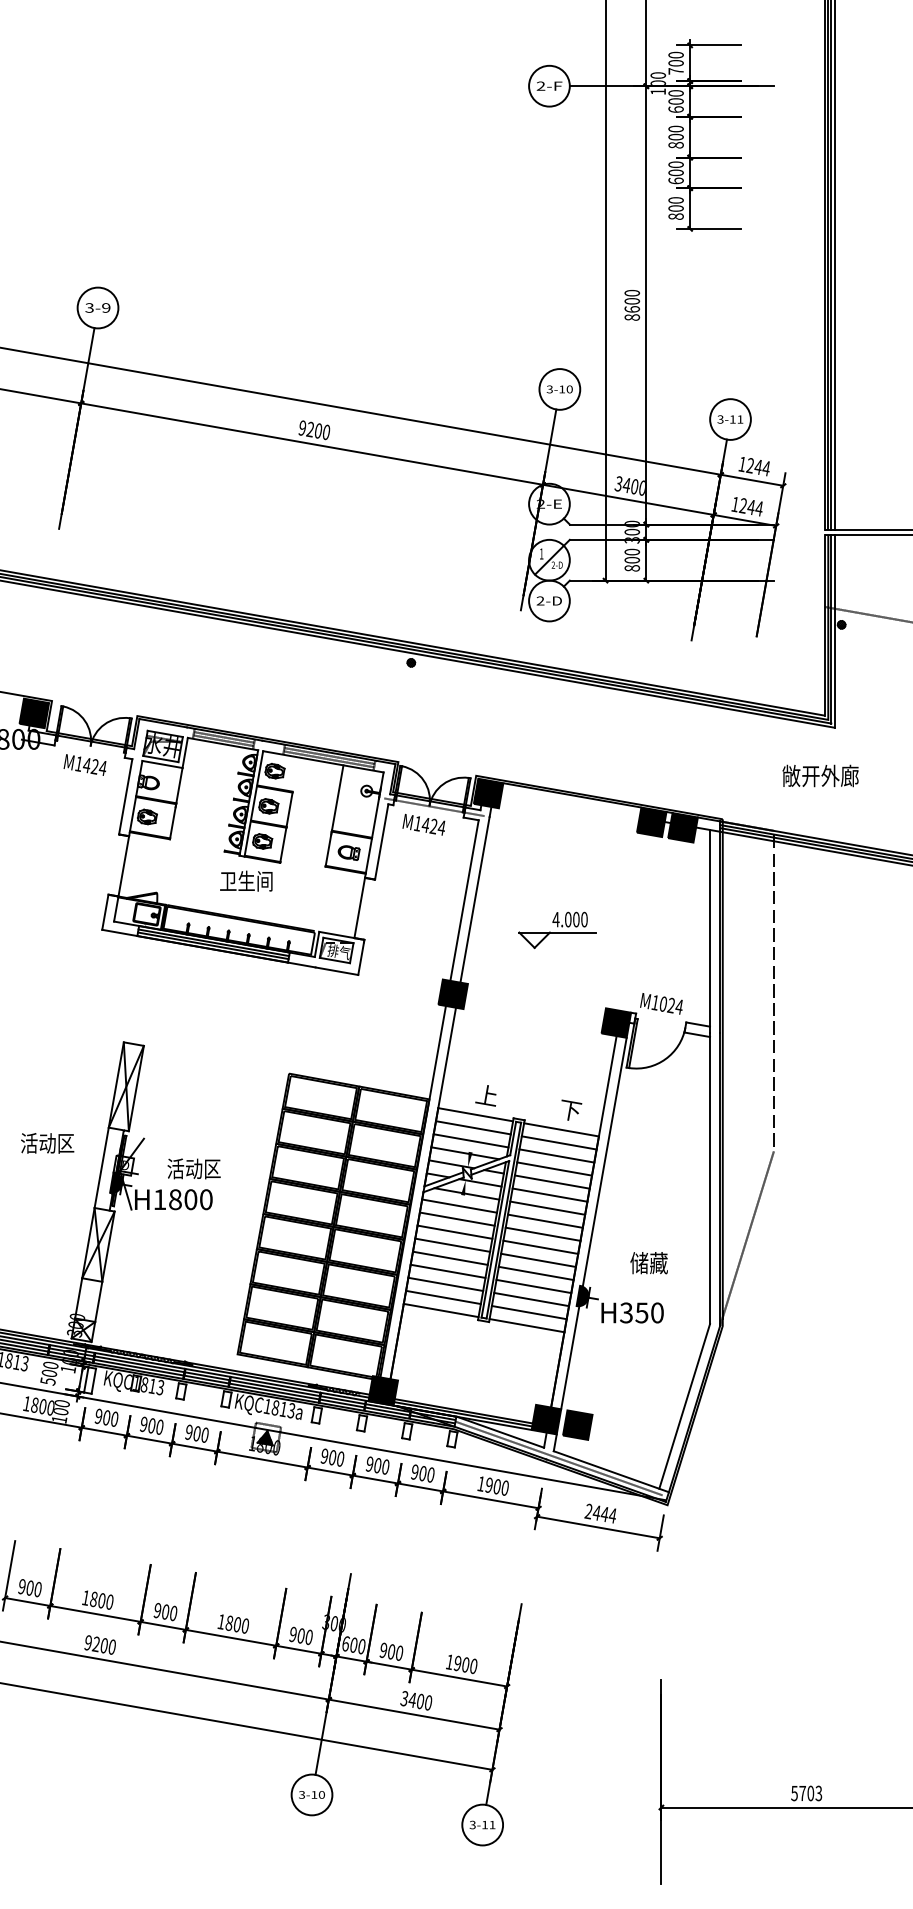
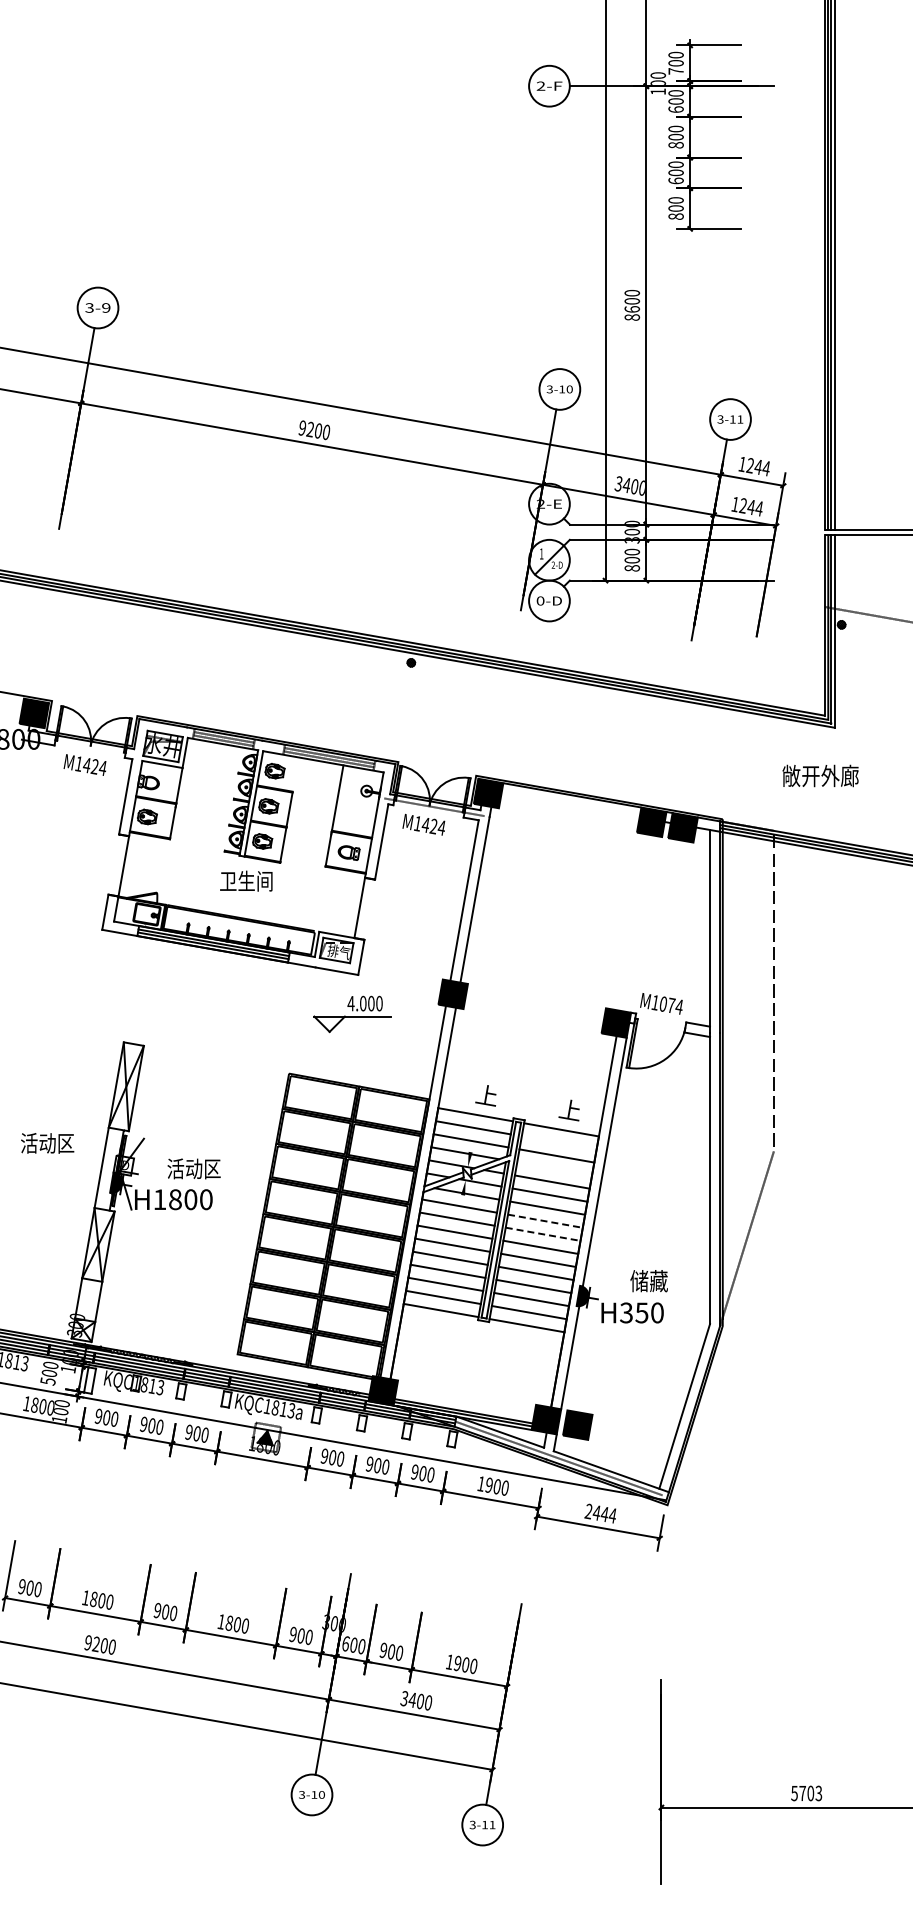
text: 2-D -> 0-D (540, 600)
part position: (557, 930) -> (352, 1014) (352, 1014)
text: M1024 -> M1074 (671, 1005)
text: 下 -> 上 (570, 1110)
line: present -> none (558, 1142)
line: present -> none (554, 1168)
line: solid -> dashed (545, 1221)
line: solid -> dashed (543, 1234)
text position: (648, 1263) -> (648, 1281) (648, 1281)
